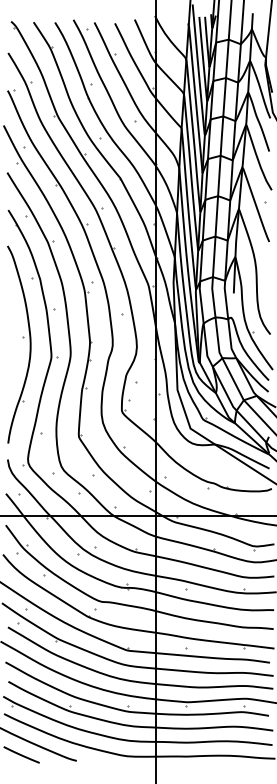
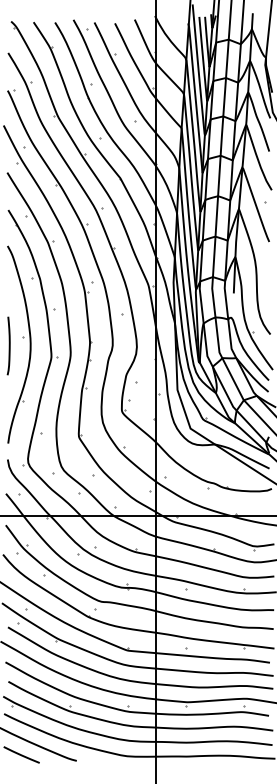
curve: none -> present (8, 345)
